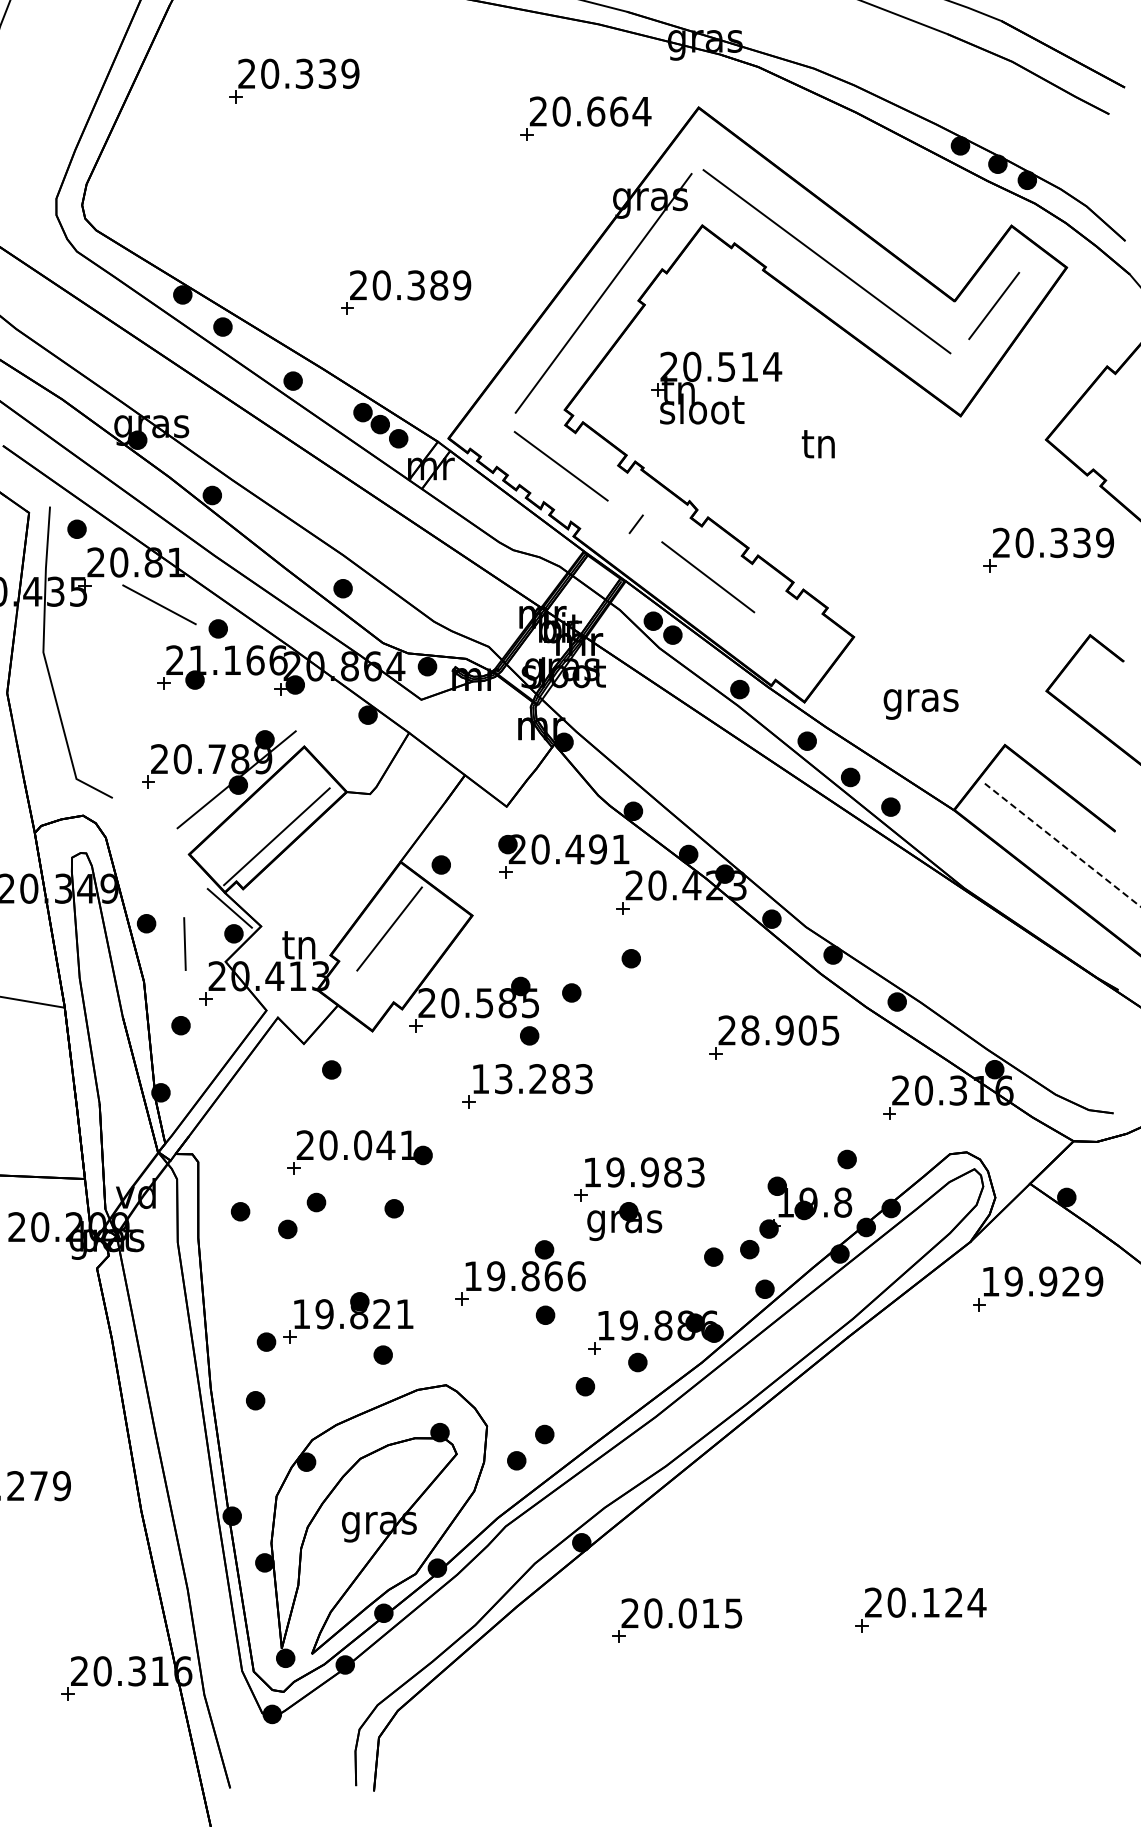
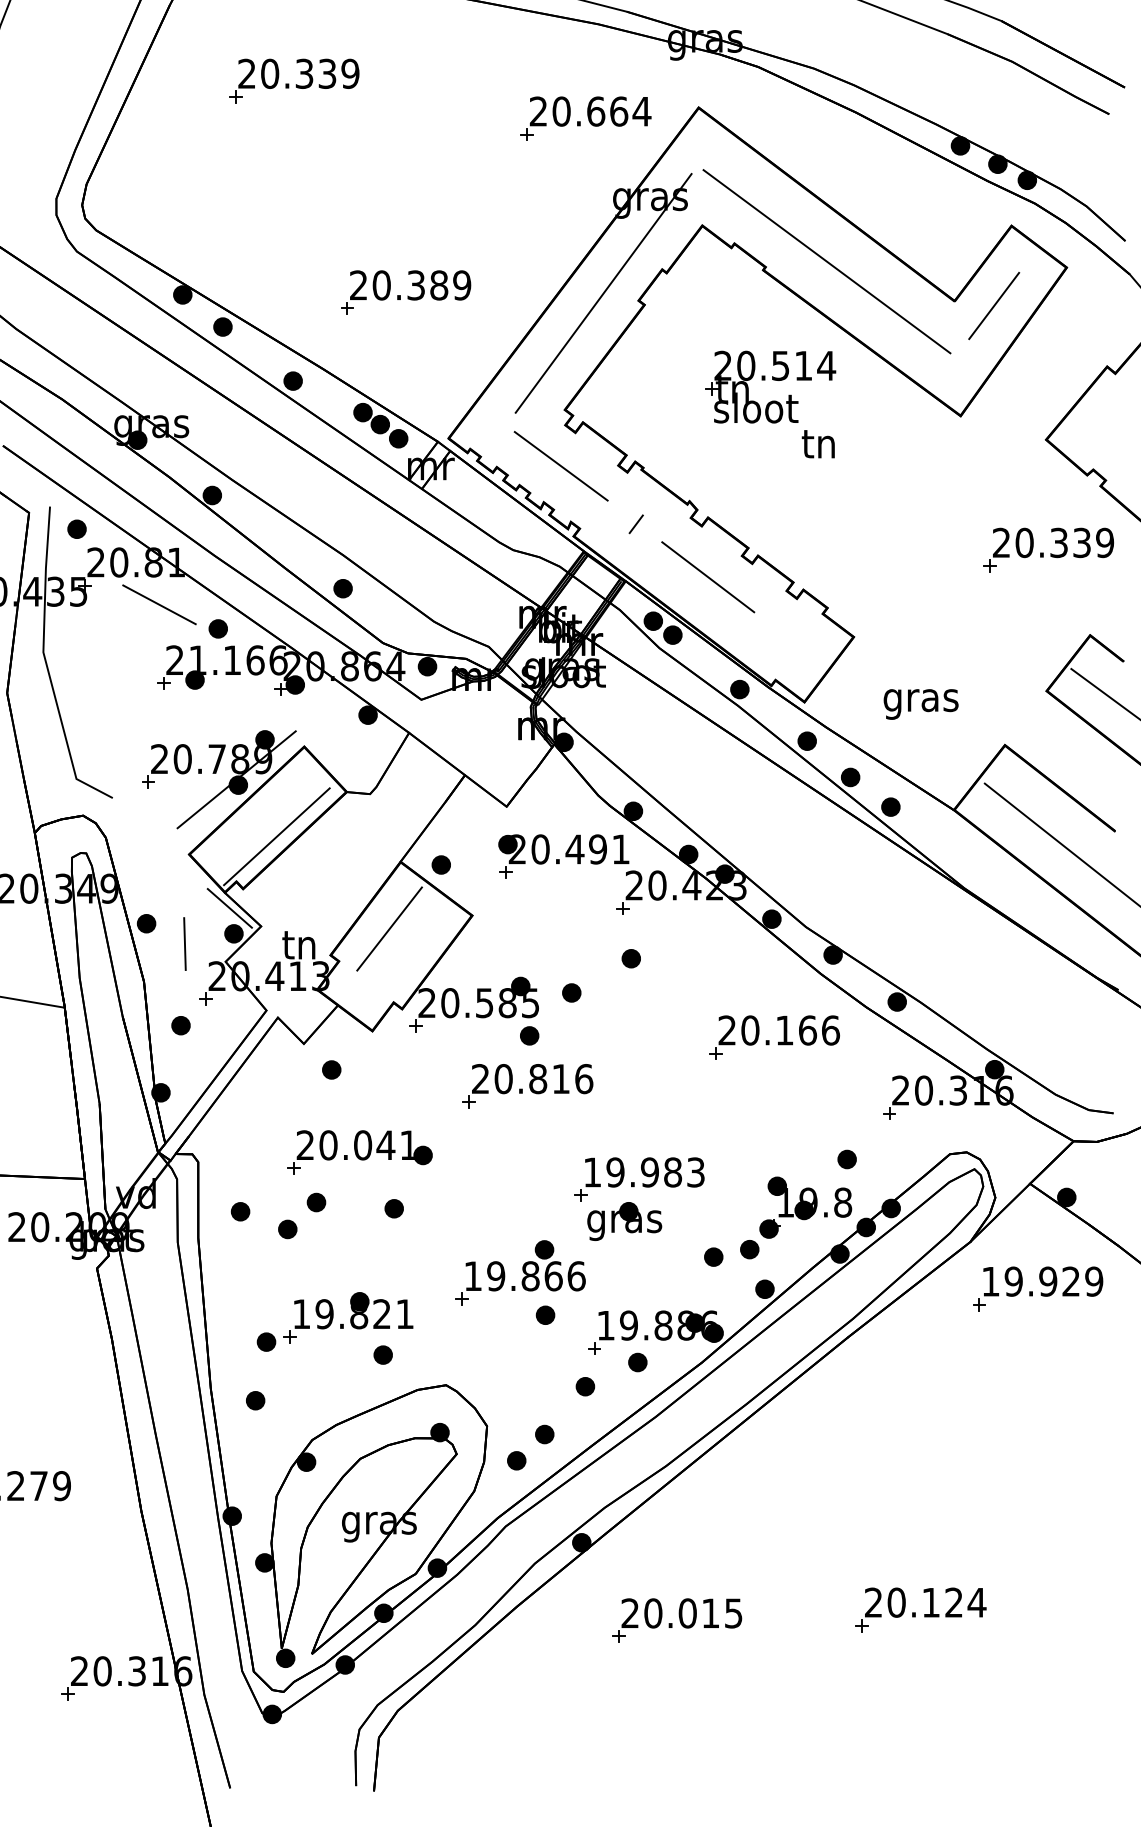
part position: (719, 381) -> (773, 380) (773, 380)
line: none -> present (1104, 693)
line: dashed -> solid (1062, 844)
text: 28.905 -> 20.166 (790, 1030)
text: 13.283 -> 20.816 (532, 1079)
